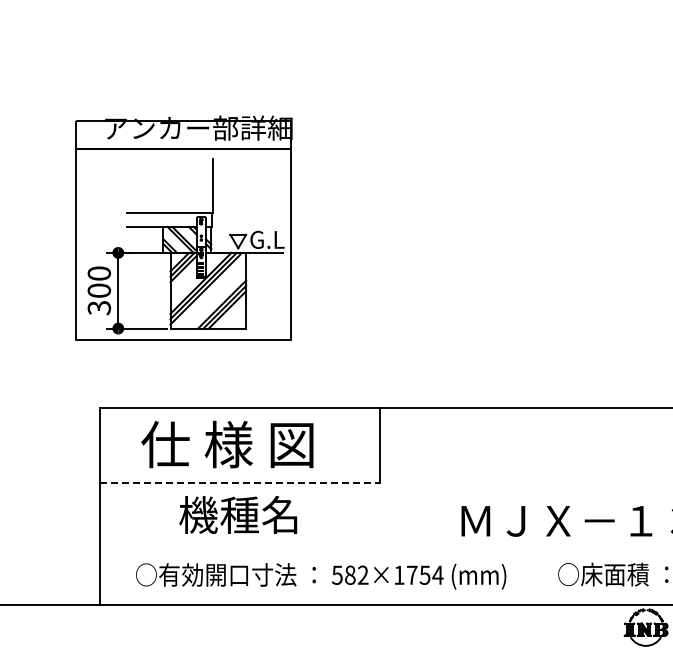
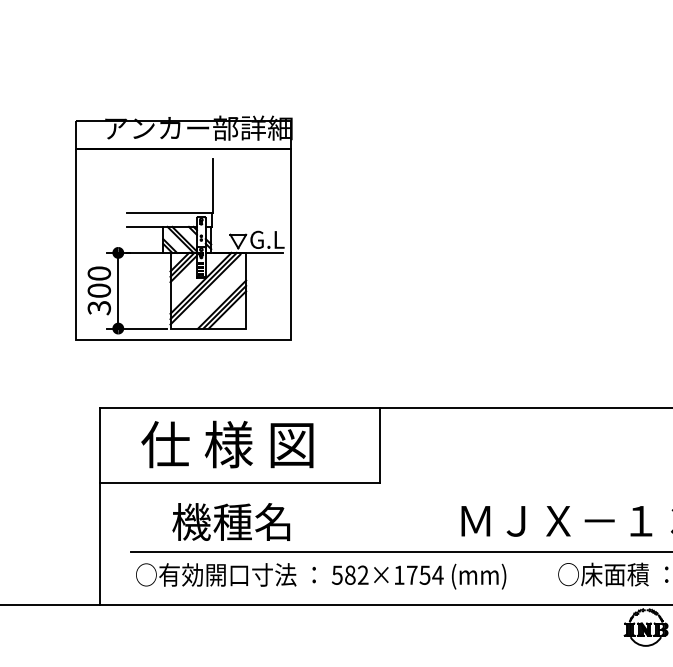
line: dashed -> solid (240, 483)
text position: (238, 514) -> (231, 521) (231, 521)
line: none -> present (399, 552)
